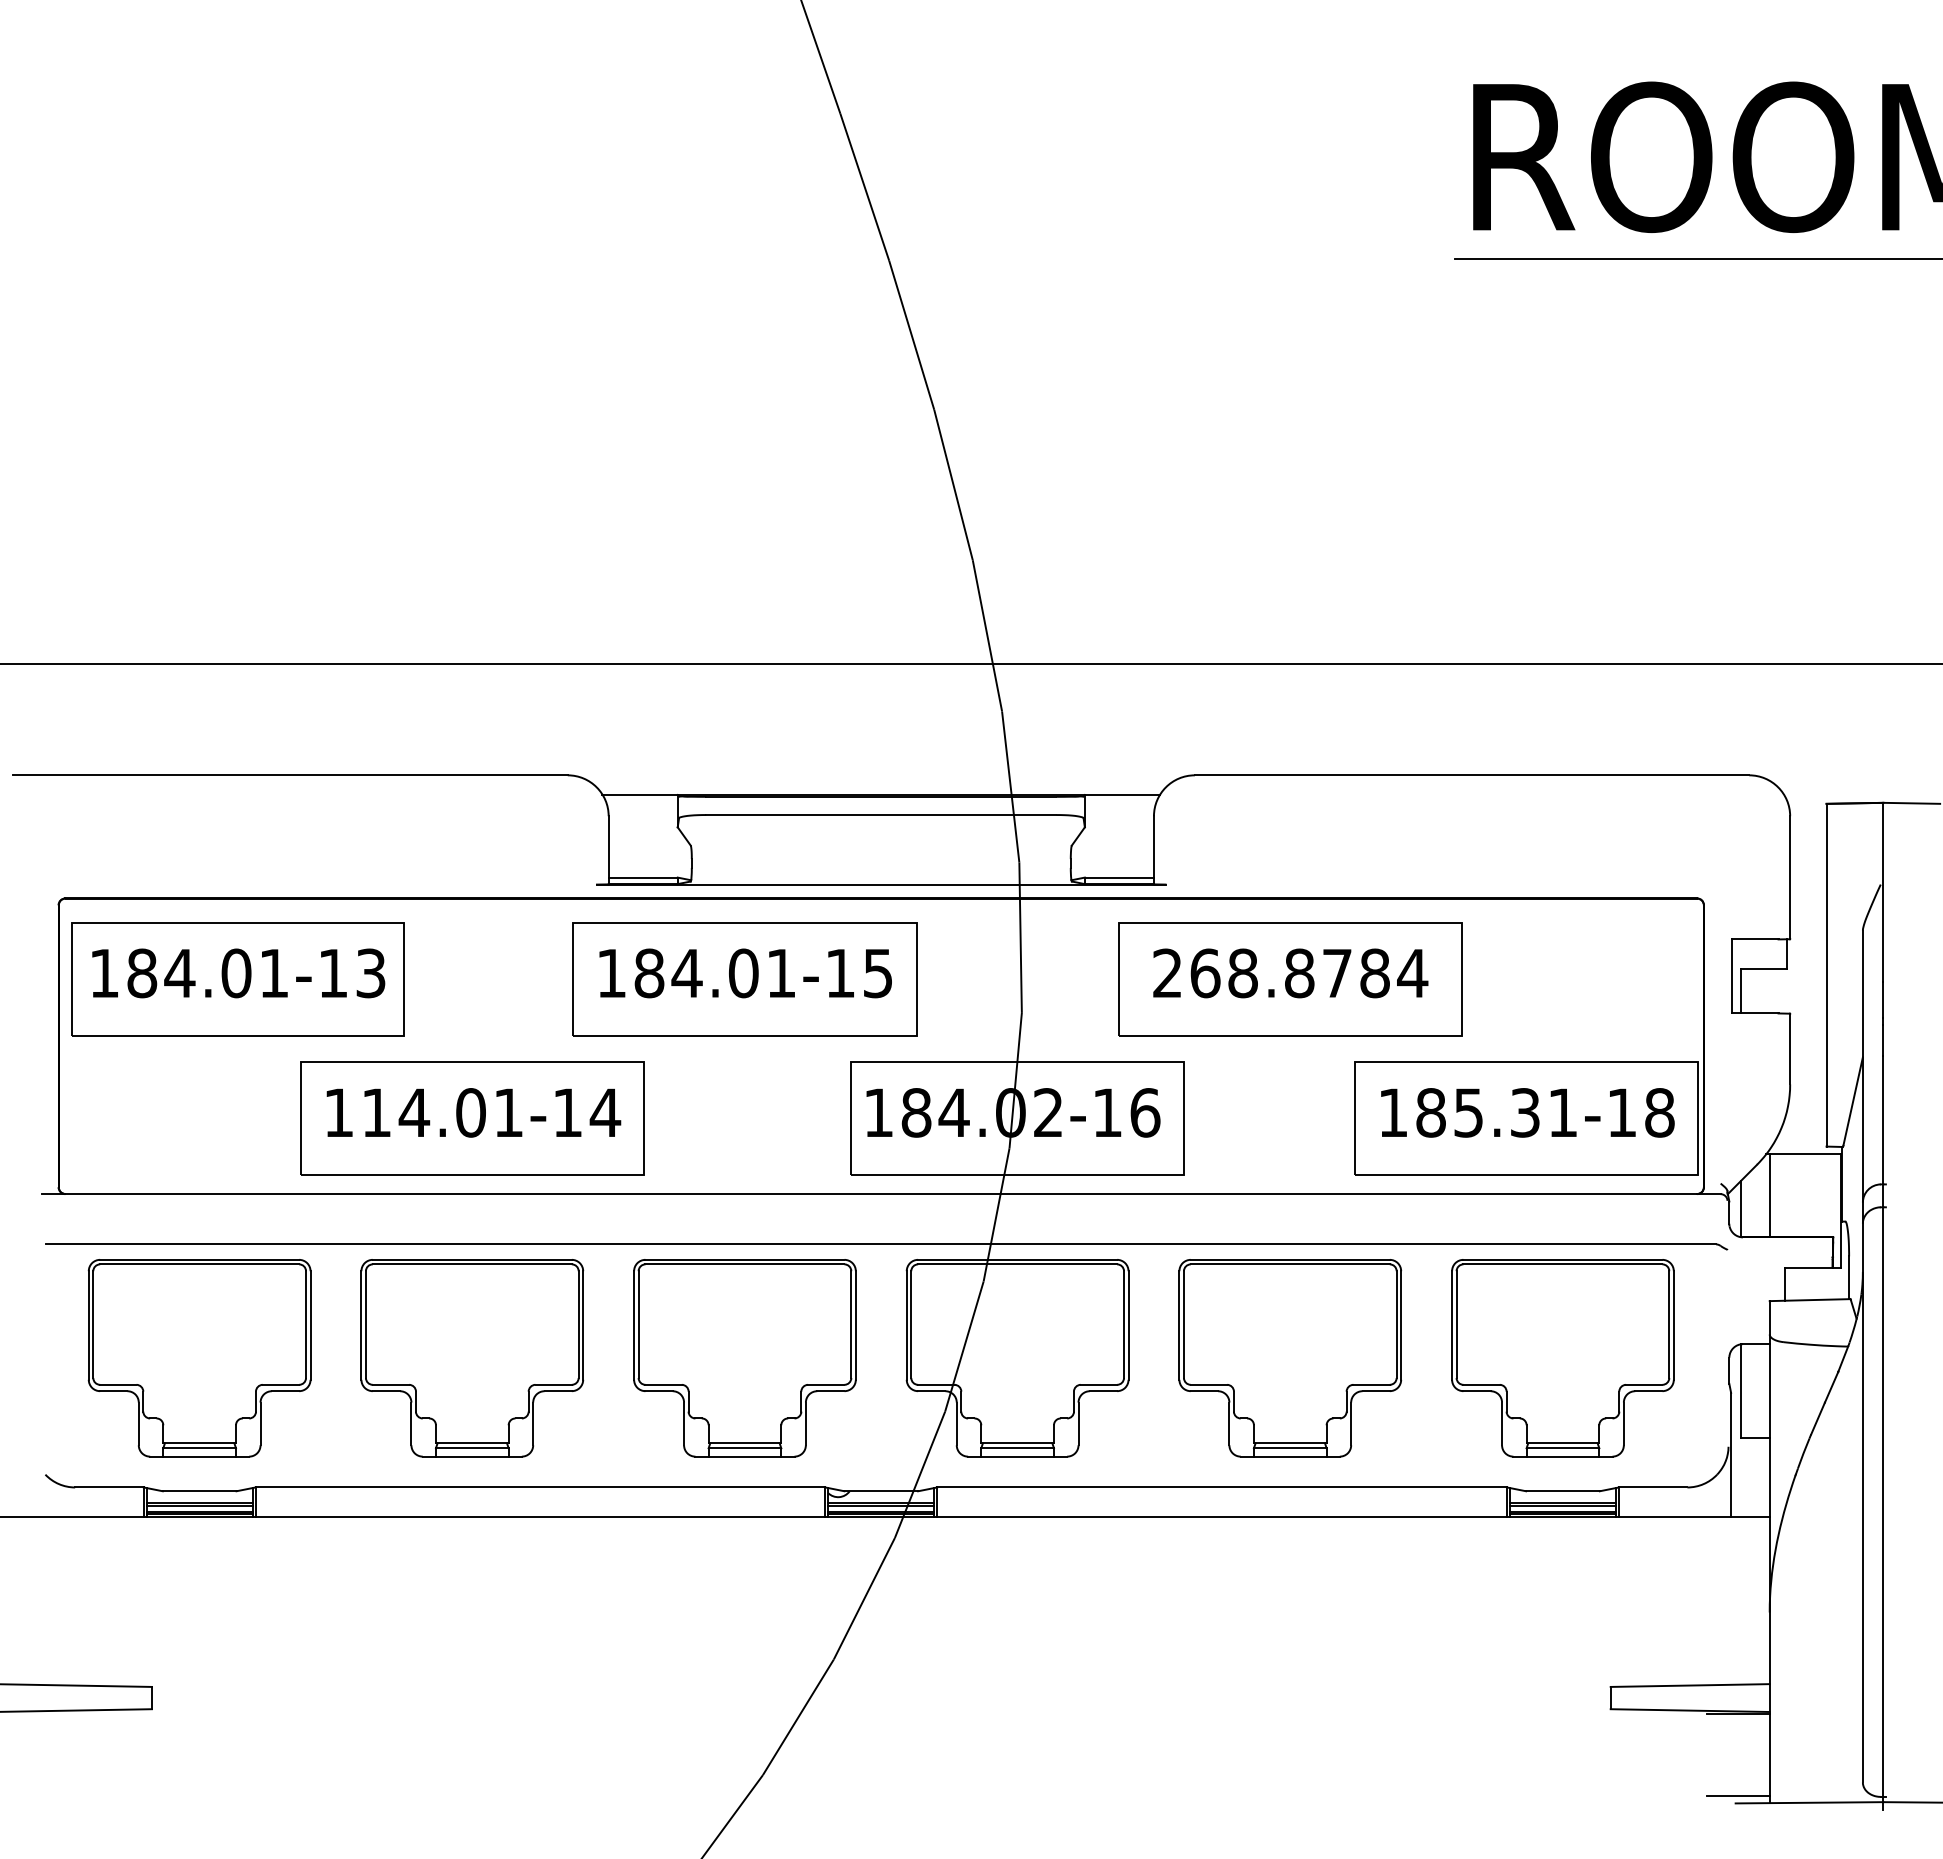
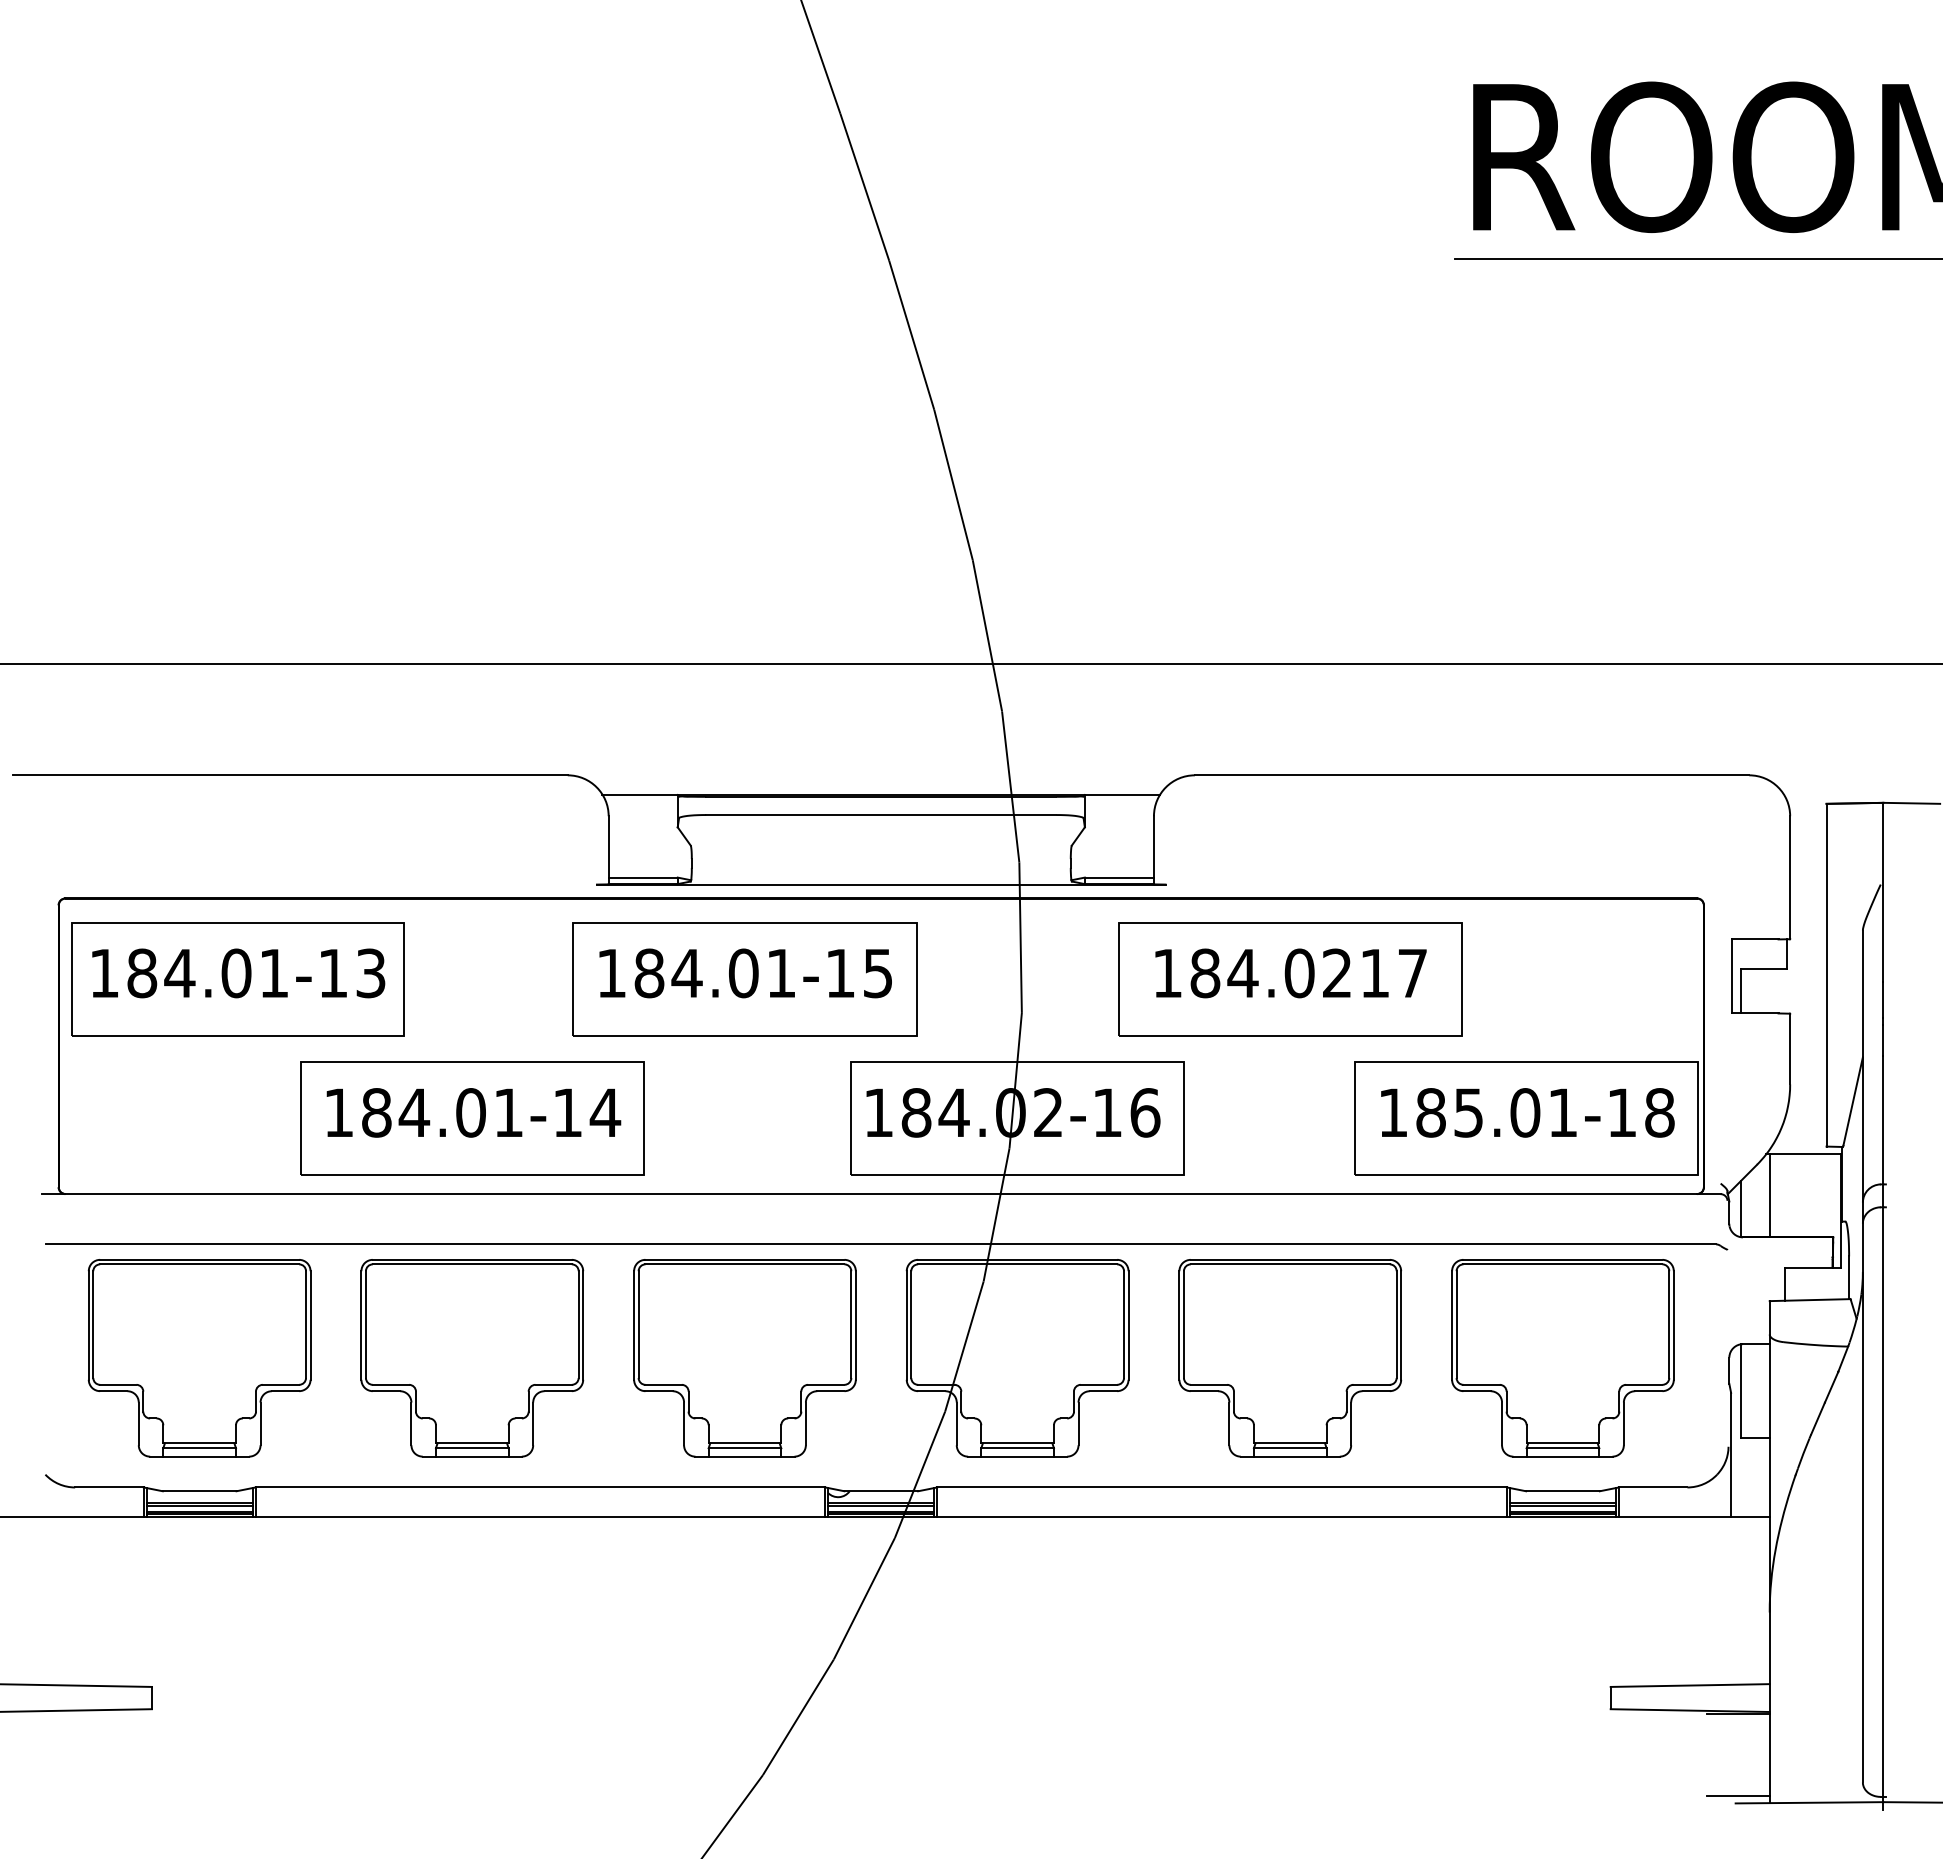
text: 268.8784 -> 184.0217 (1290, 973)
text: 114.01-14 -> 184.01-14 (376, 1112)
text: 185.31-18 -> 185.01-18 (1525, 1112)
